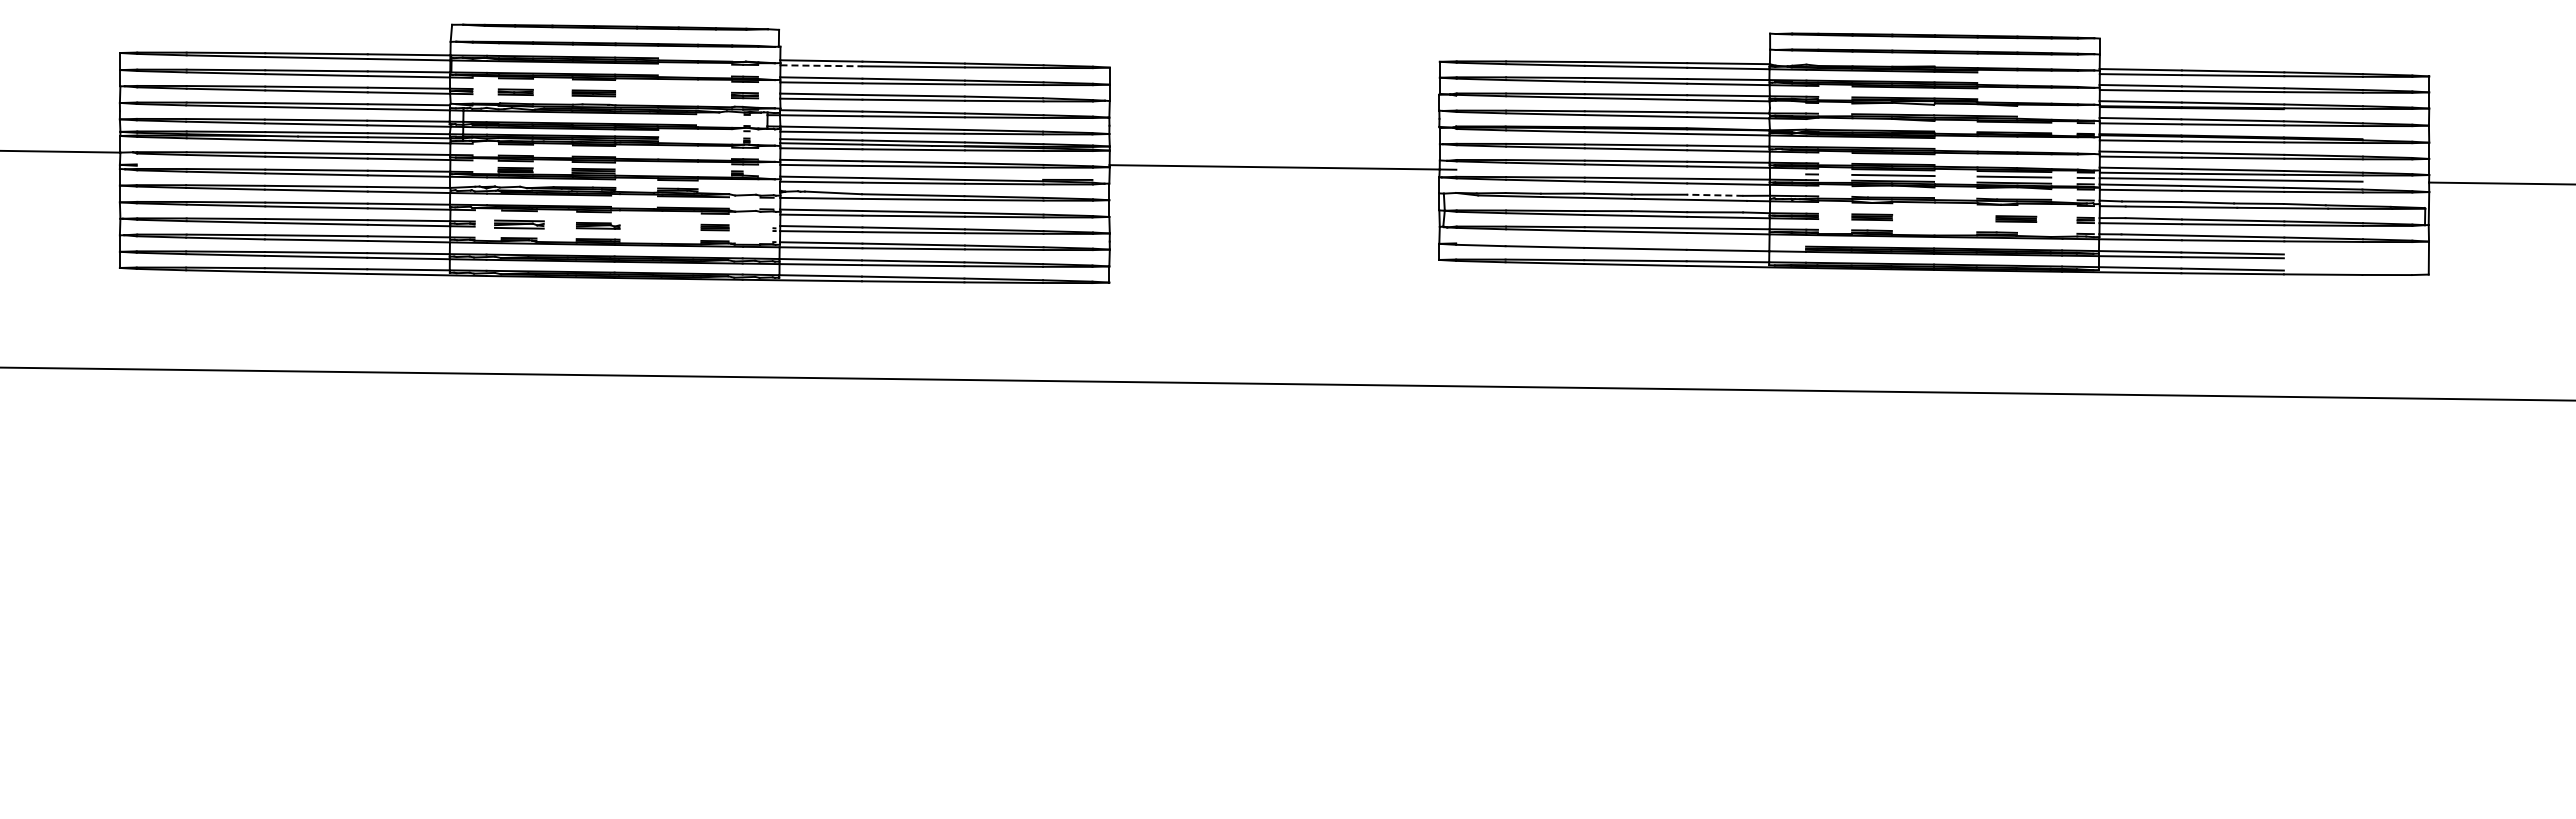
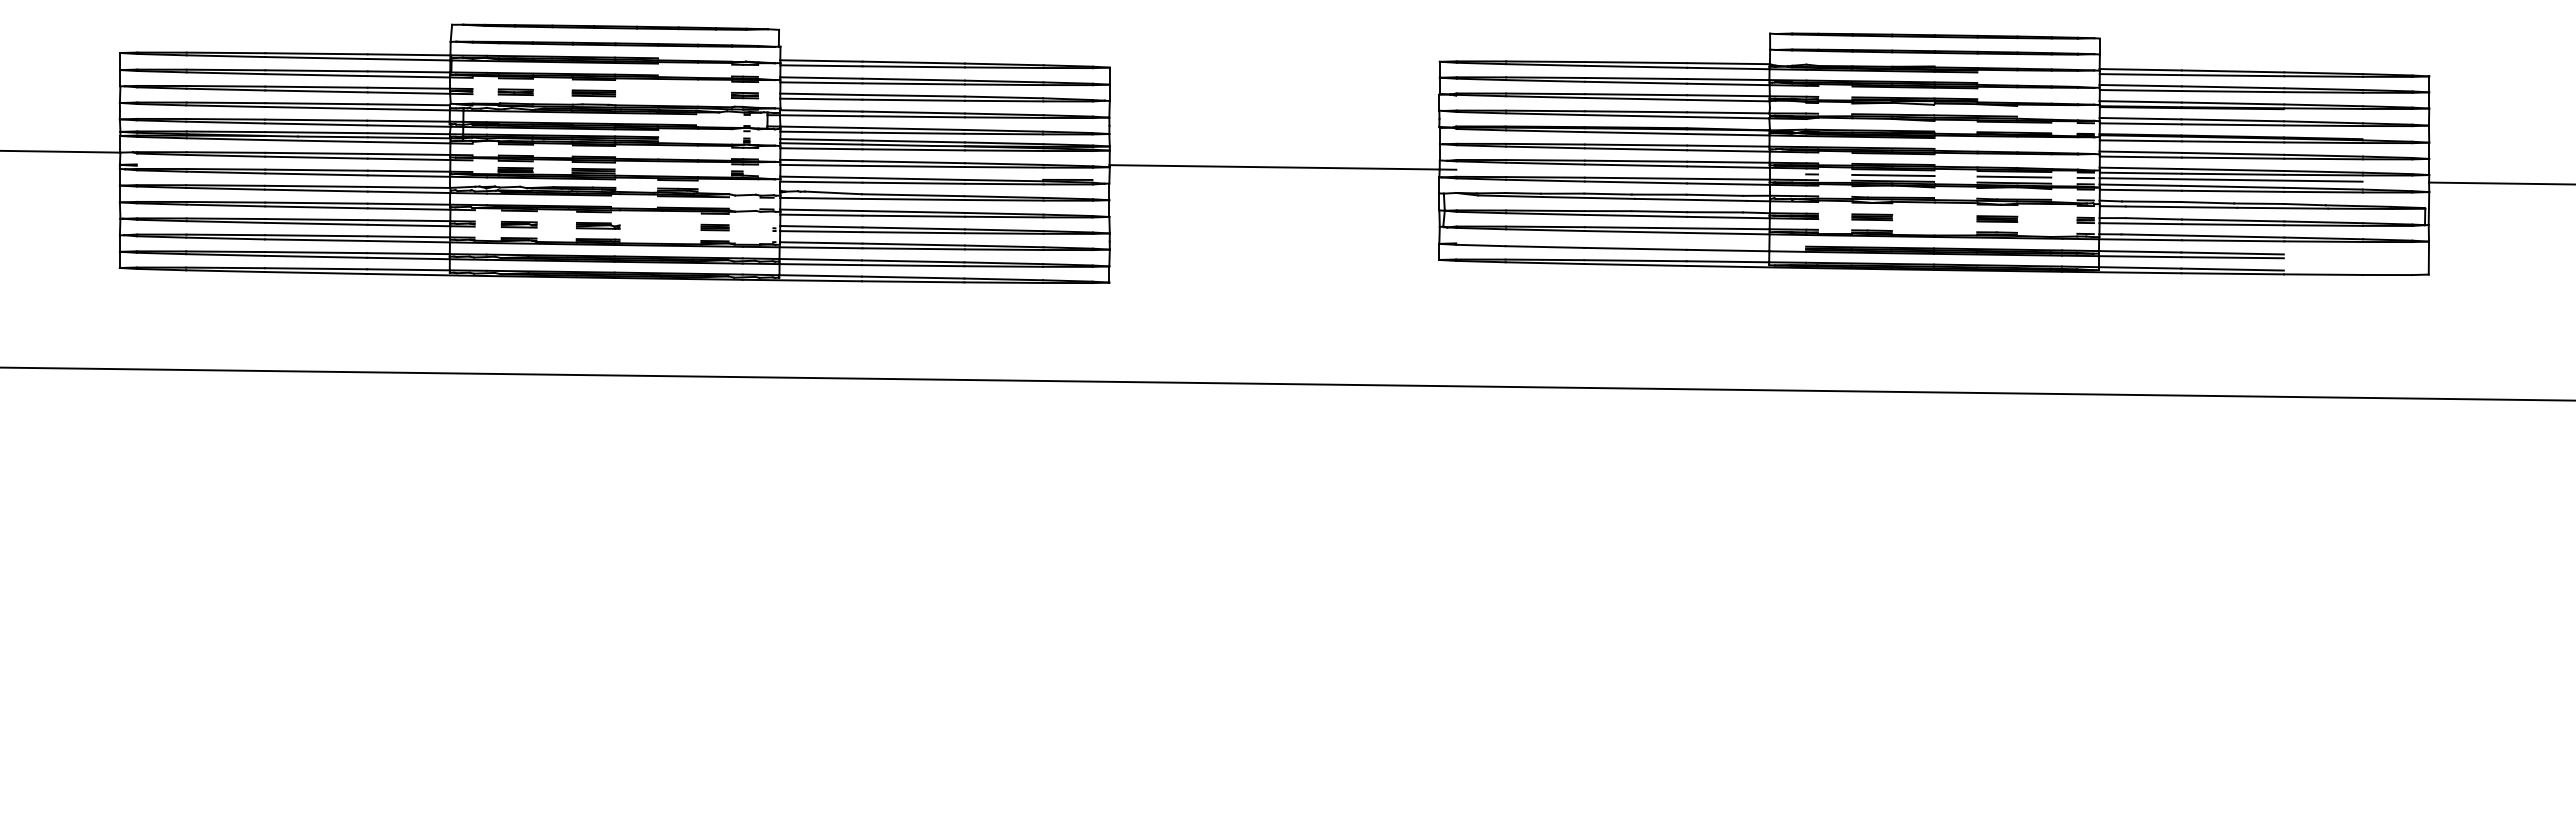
line: dashed -> solid (821, 65)
line: dashed -> solid (1714, 195)
part position: (2016, 218) -> (1997, 218) (1997, 218)
part size: 51x11 px -> 38x8 px (518, 224)
